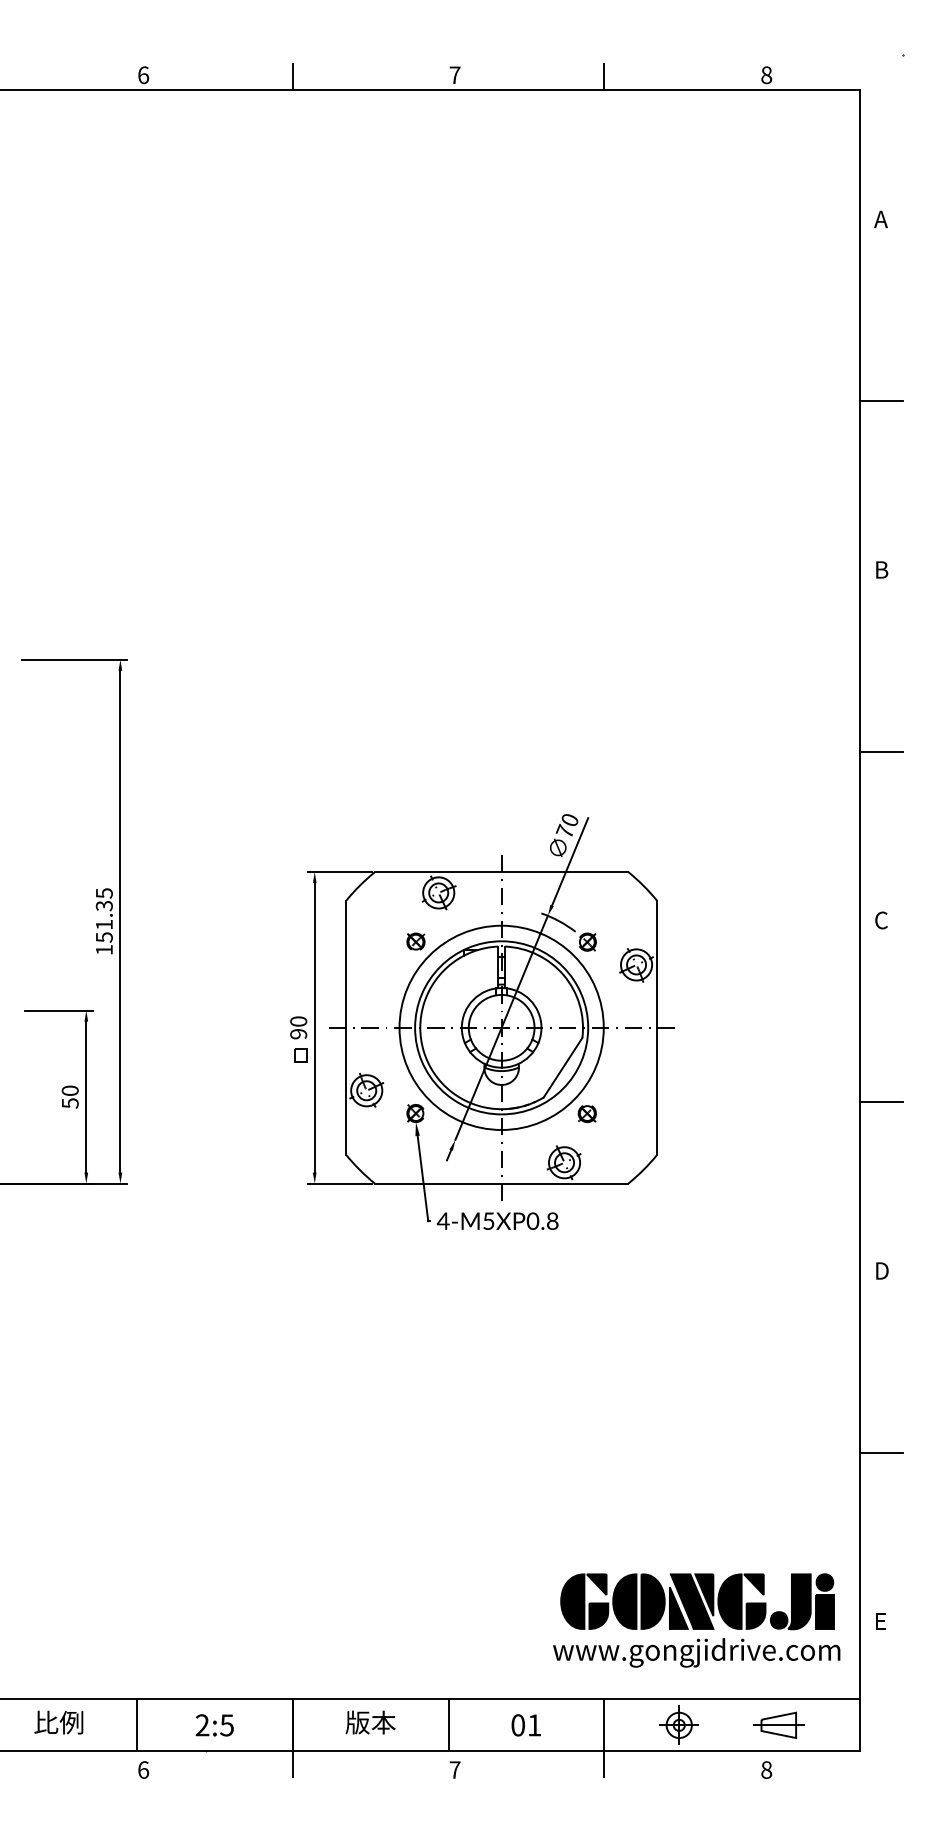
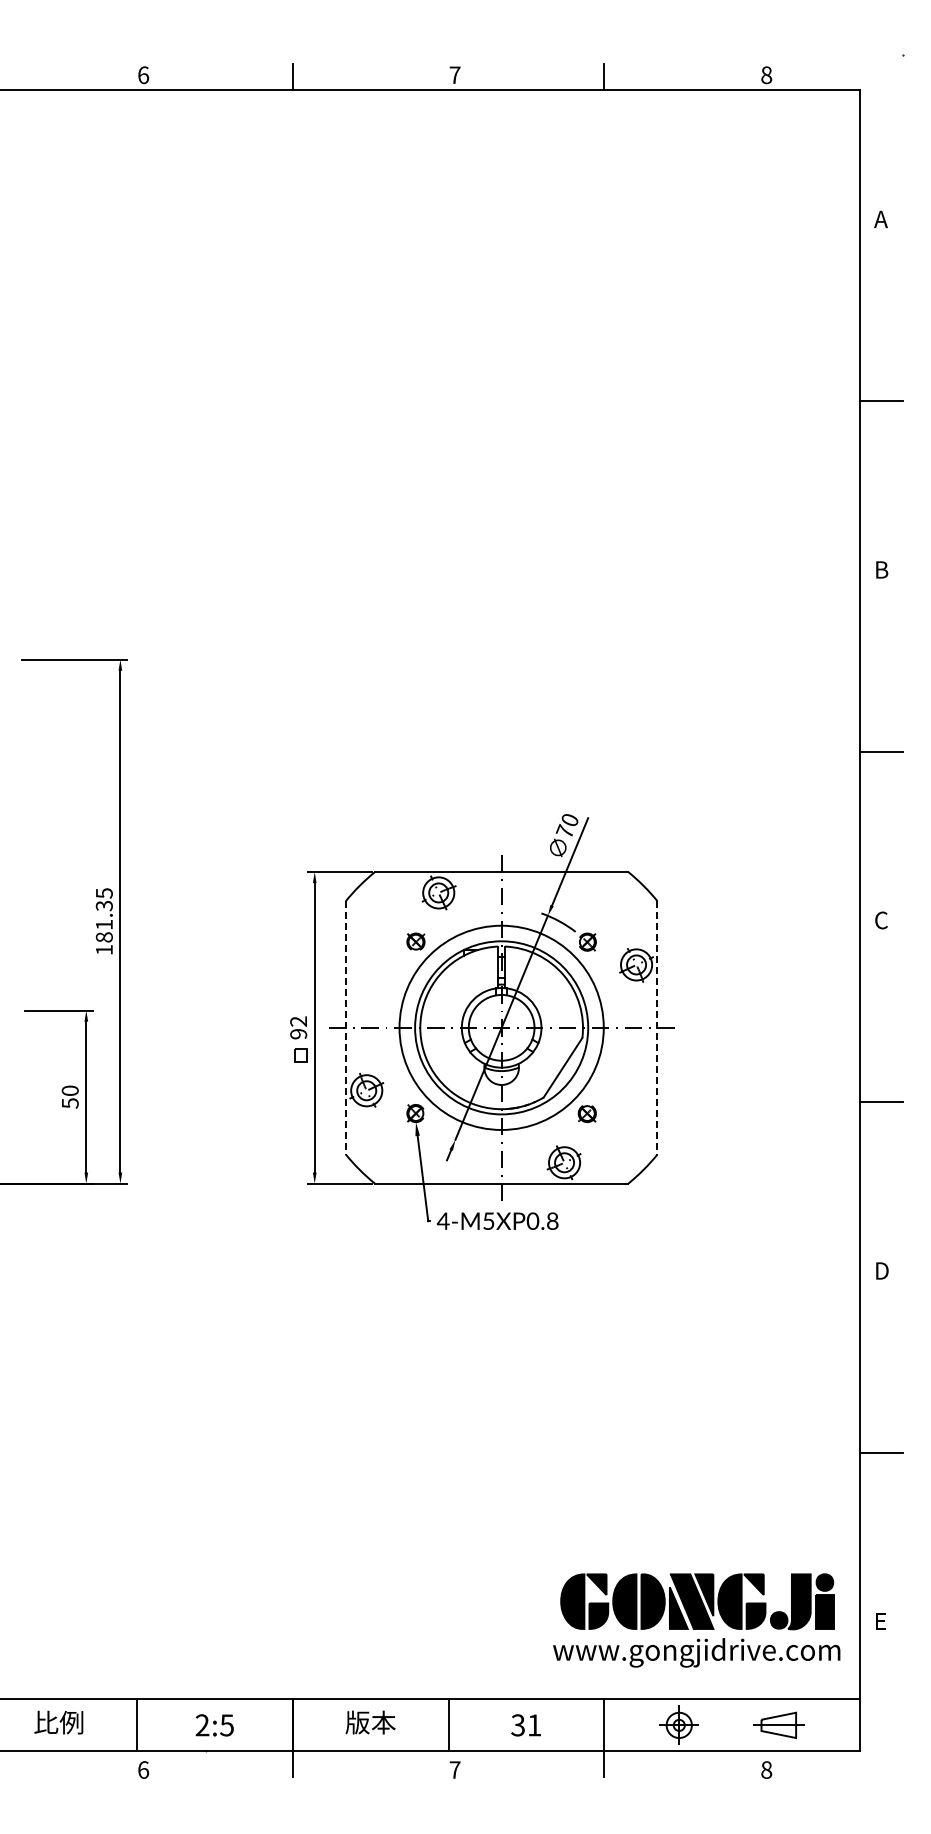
text: 151.35 -> 181.35 (103, 937)
text: 90 -> 92 (298, 1021)
line: solid -> dashed (345, 1027)
line: solid -> dashed (657, 1027)
text: 01 -> 31 (517, 1725)
